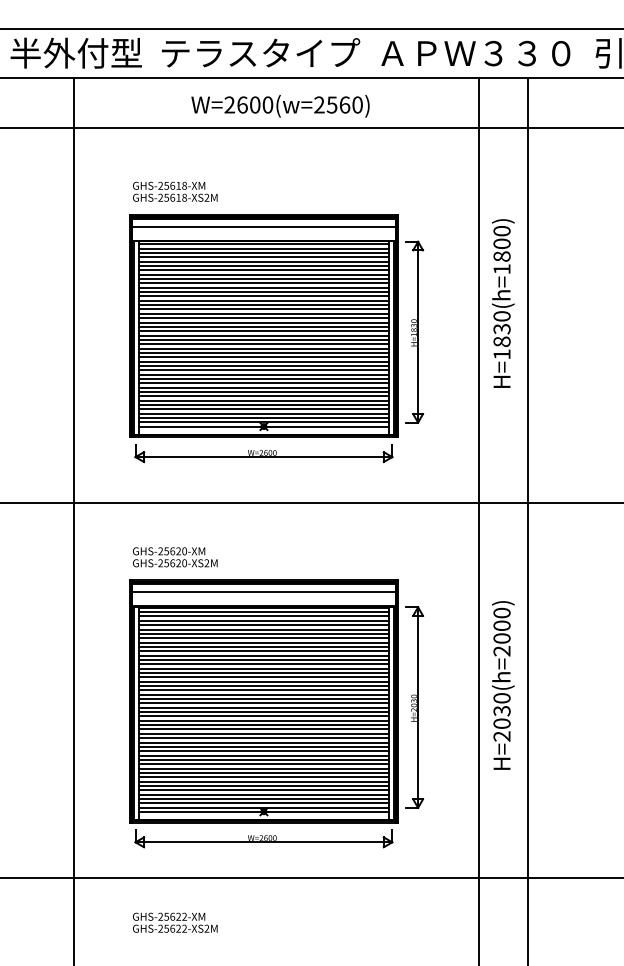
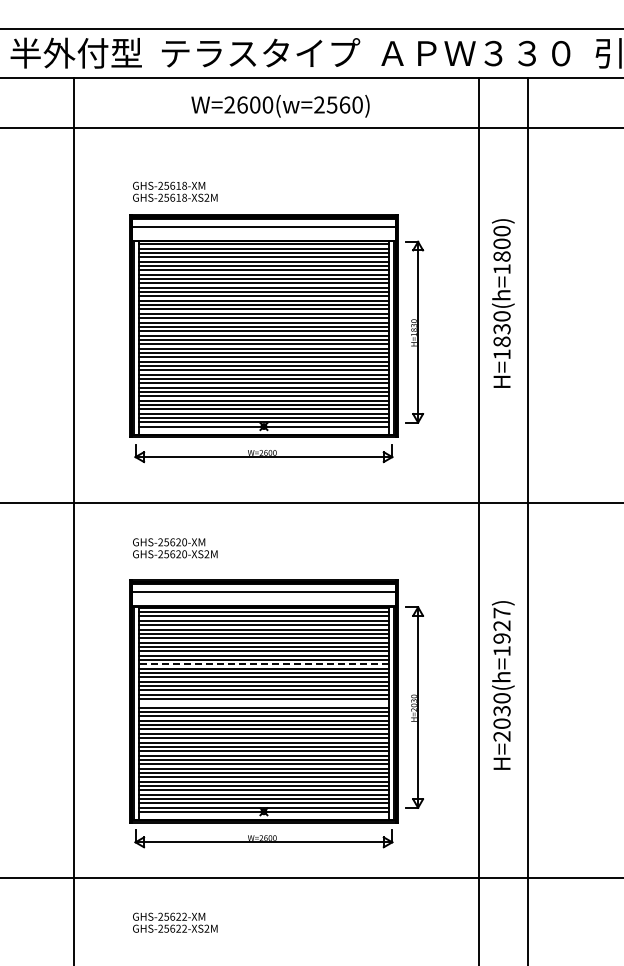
text position: (175, 557) -> (175, 548) (175, 548)
text: H=2030(h=2000) -> H=2030(h=1927) (501, 631)
line: solid -> dashed (263, 664)
line: present -> none (263, 703)
